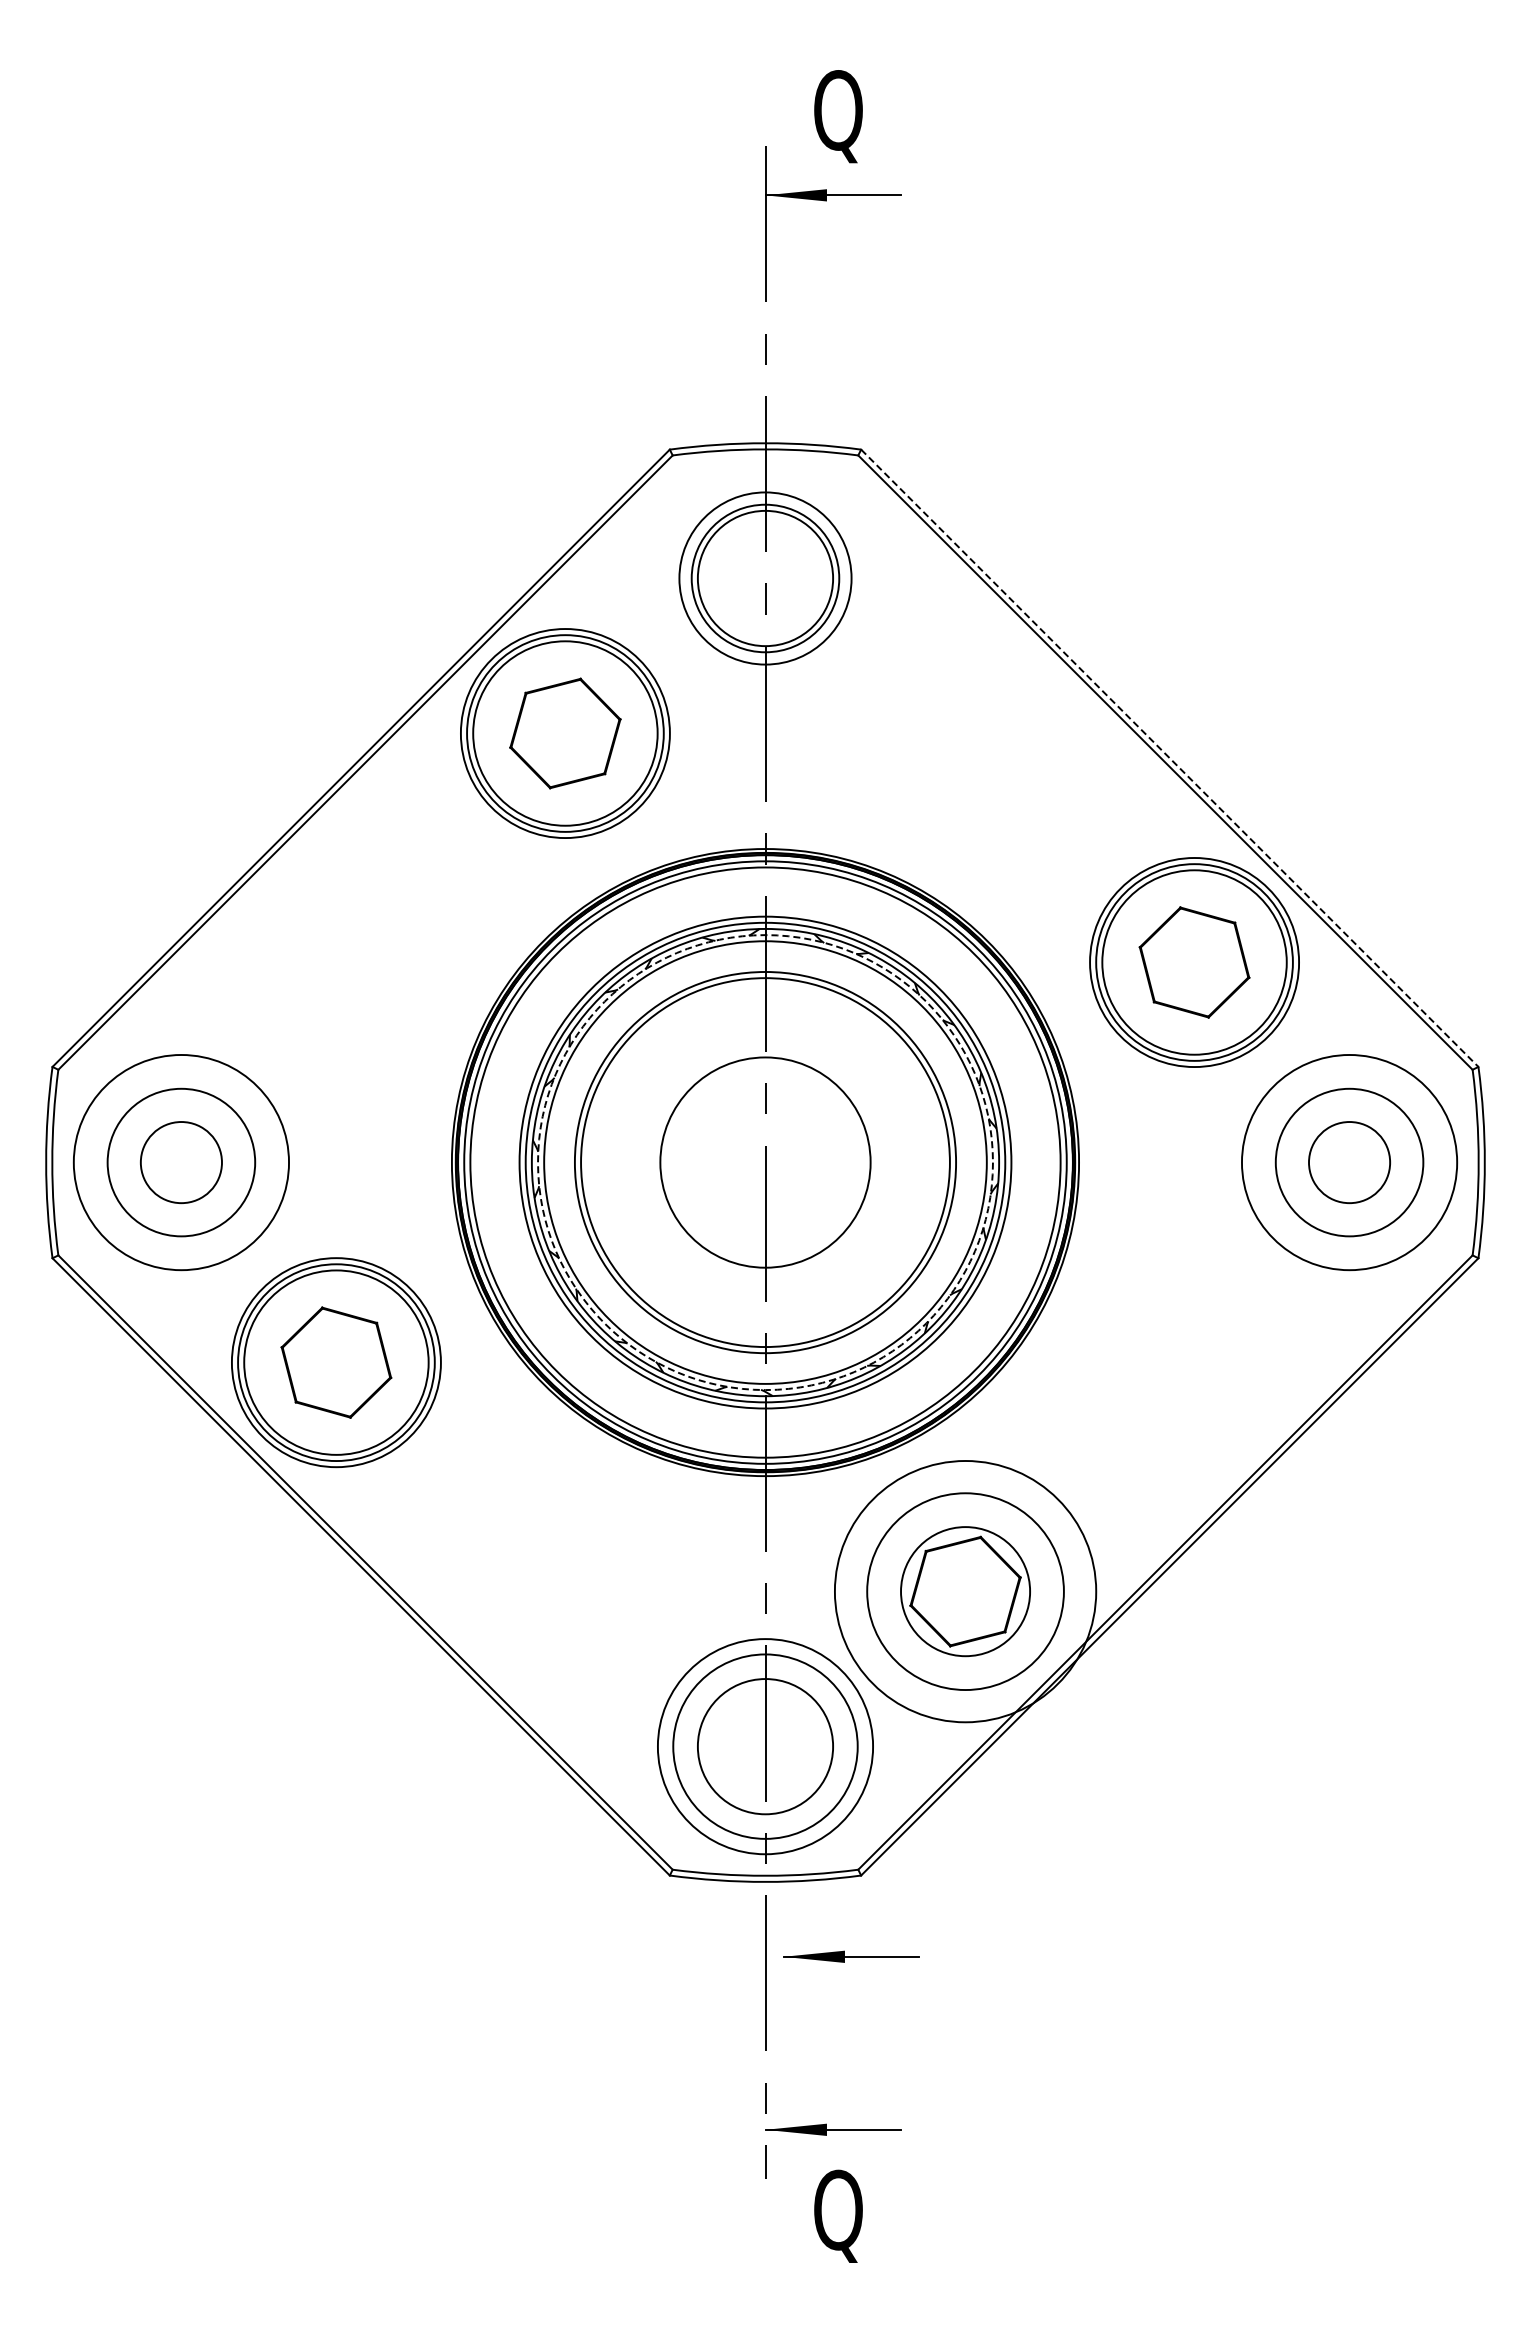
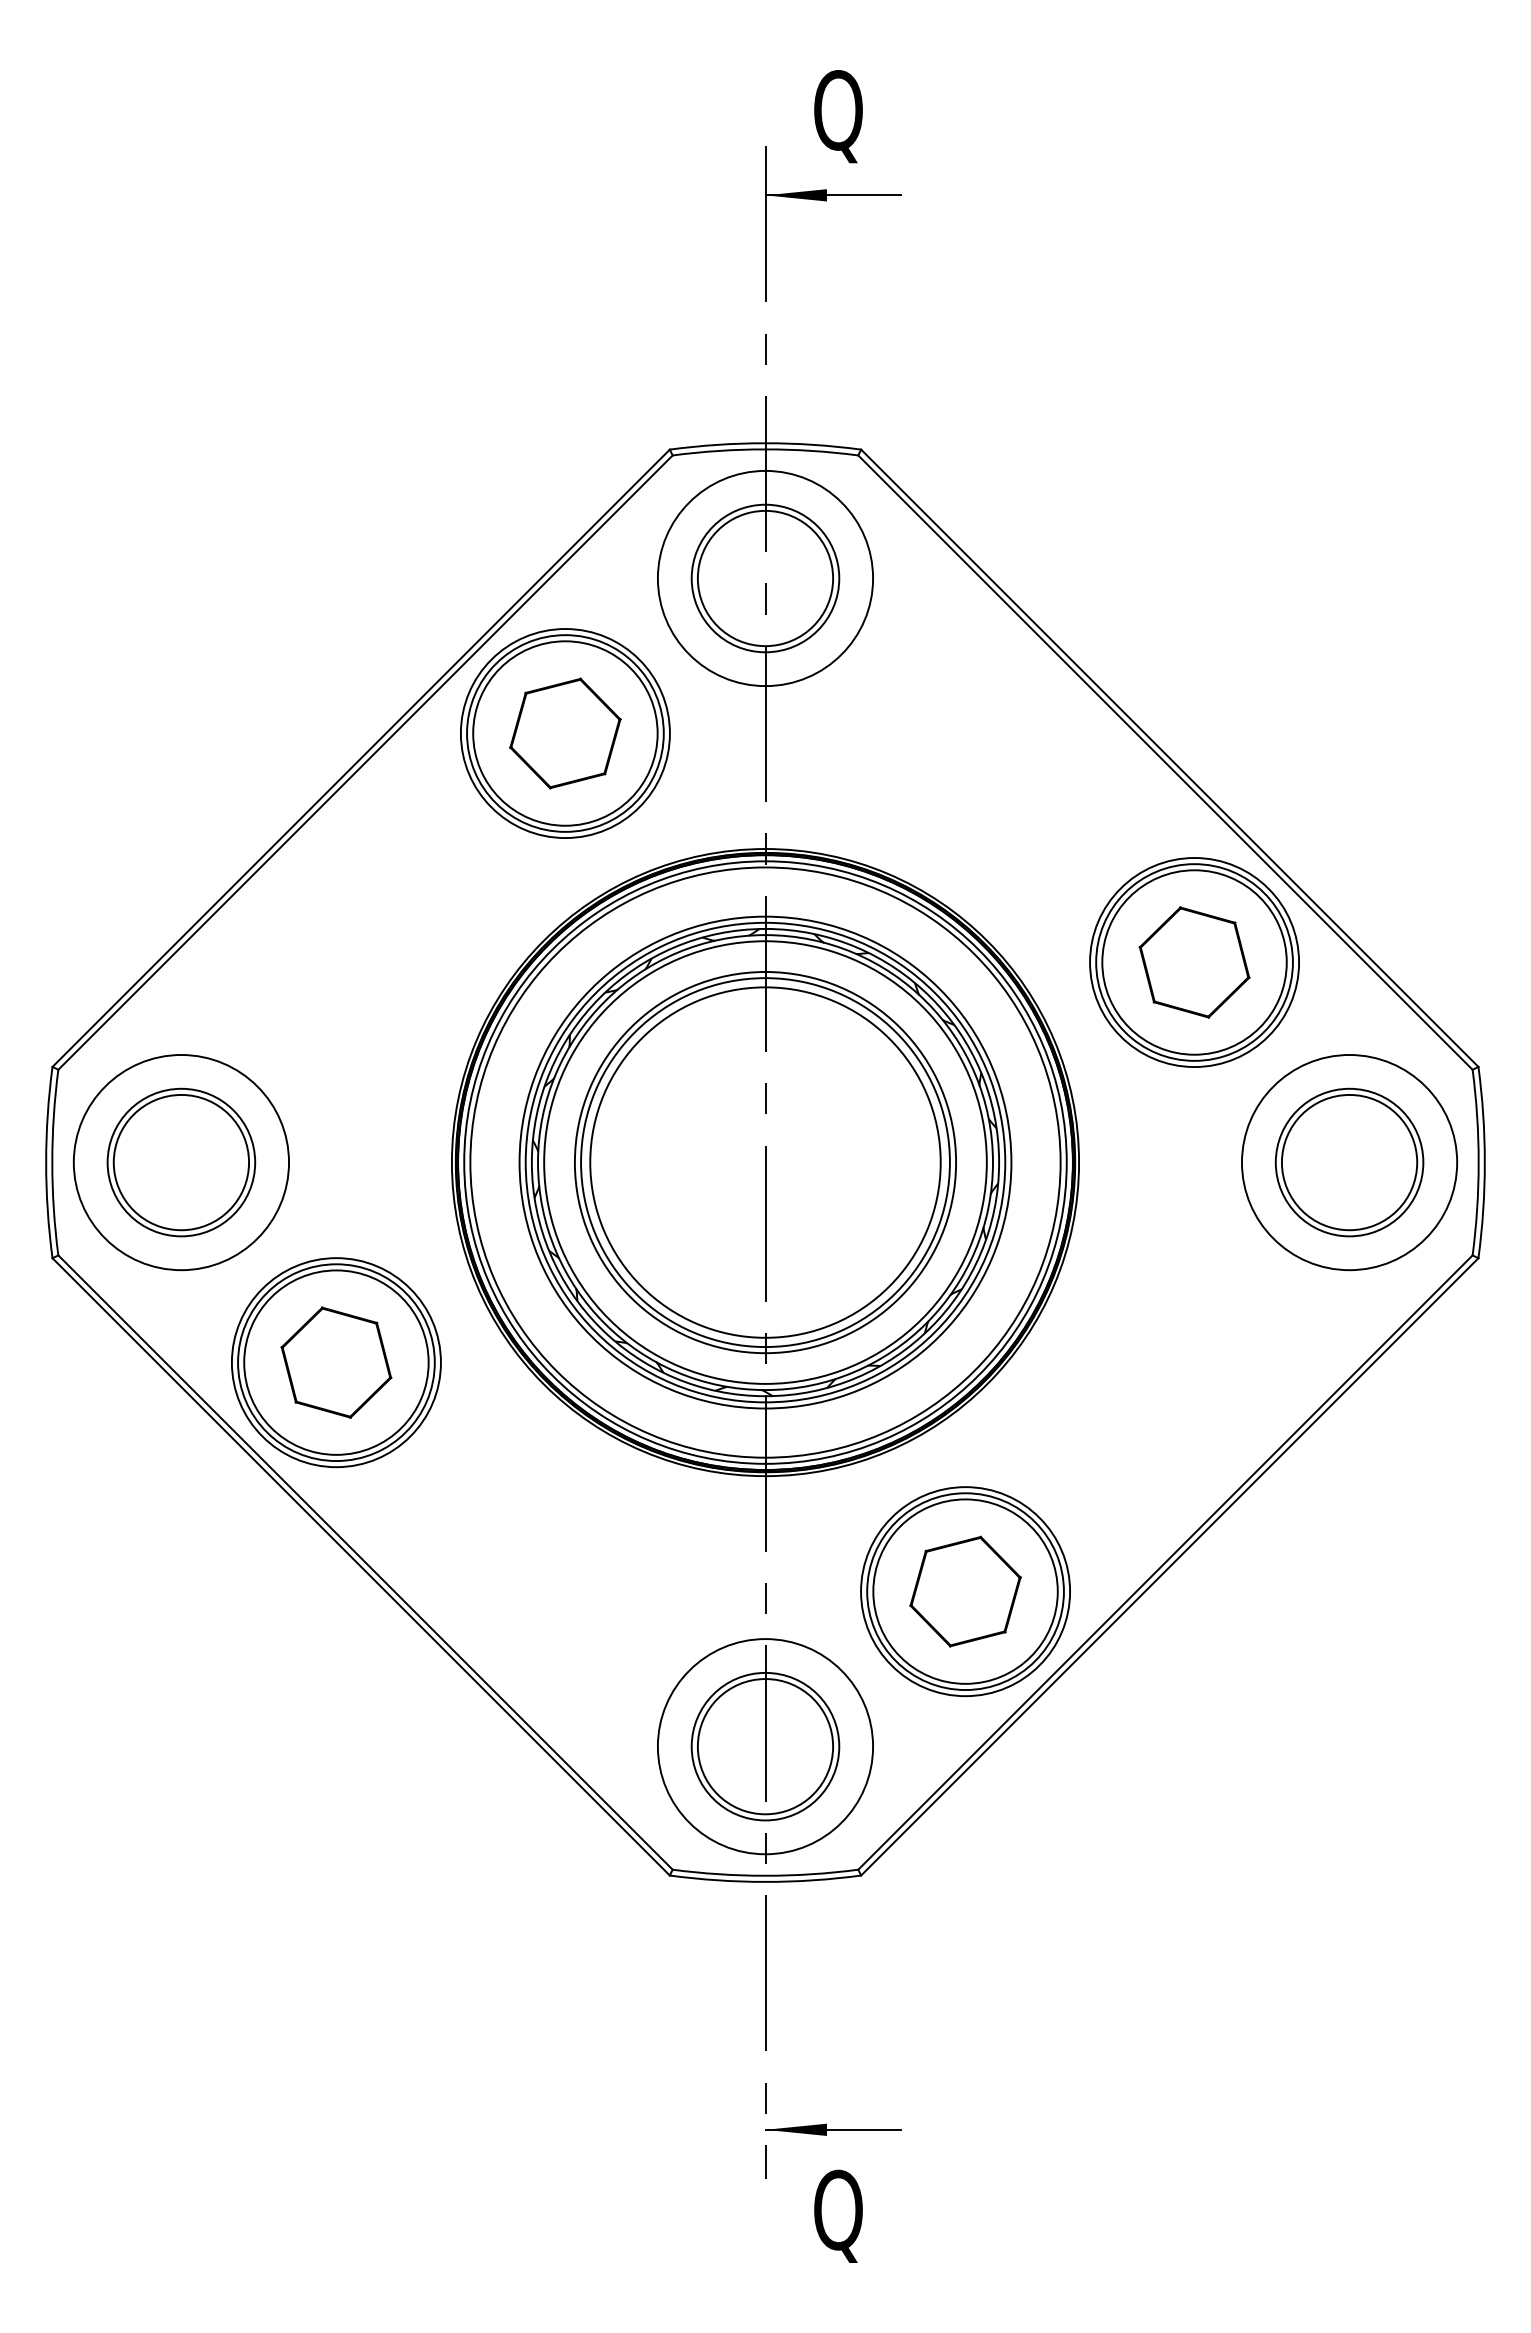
circle diameter: 172 px -> 215 px (765, 578)
line: dashed -> solid (1170, 758)
circle diameter: 81 px -> 135 px (181, 1162)
circle diameter: 210 px -> 350 px (765, 1162)
circle: dashed -> solid (765, 1162)
circle diameter: 81 px -> 135 px (1349, 1162)
circle diameter: 129 px -> 184 px (965, 1591)
circle diameter: 261 px -> 209 px (965, 1591)
circle diameter: 184 px -> 148 px (765, 1746)
part: present -> none (851, 1956)
